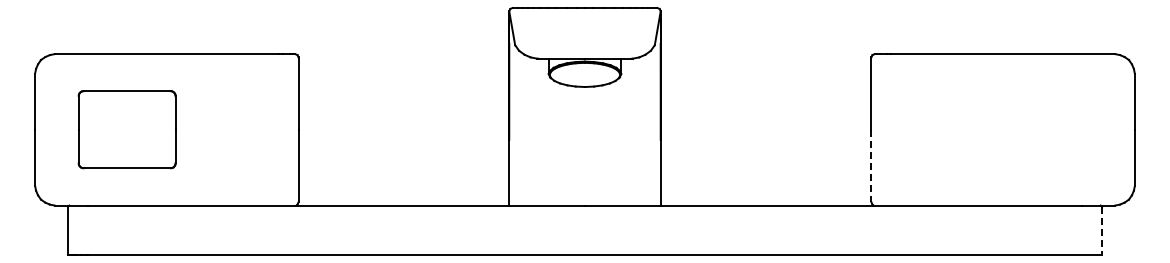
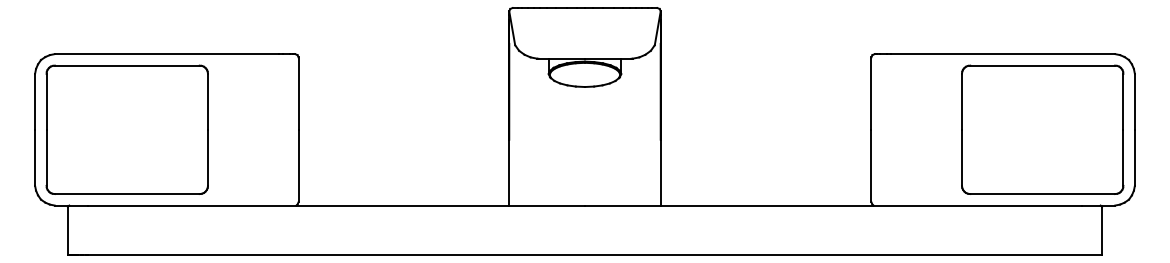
part size: 100x80 px -> 164x131 px (126, 129)
part: none -> present (1042, 129)
line: dashed -> solid (871, 166)
line: dashed -> solid (1101, 231)
